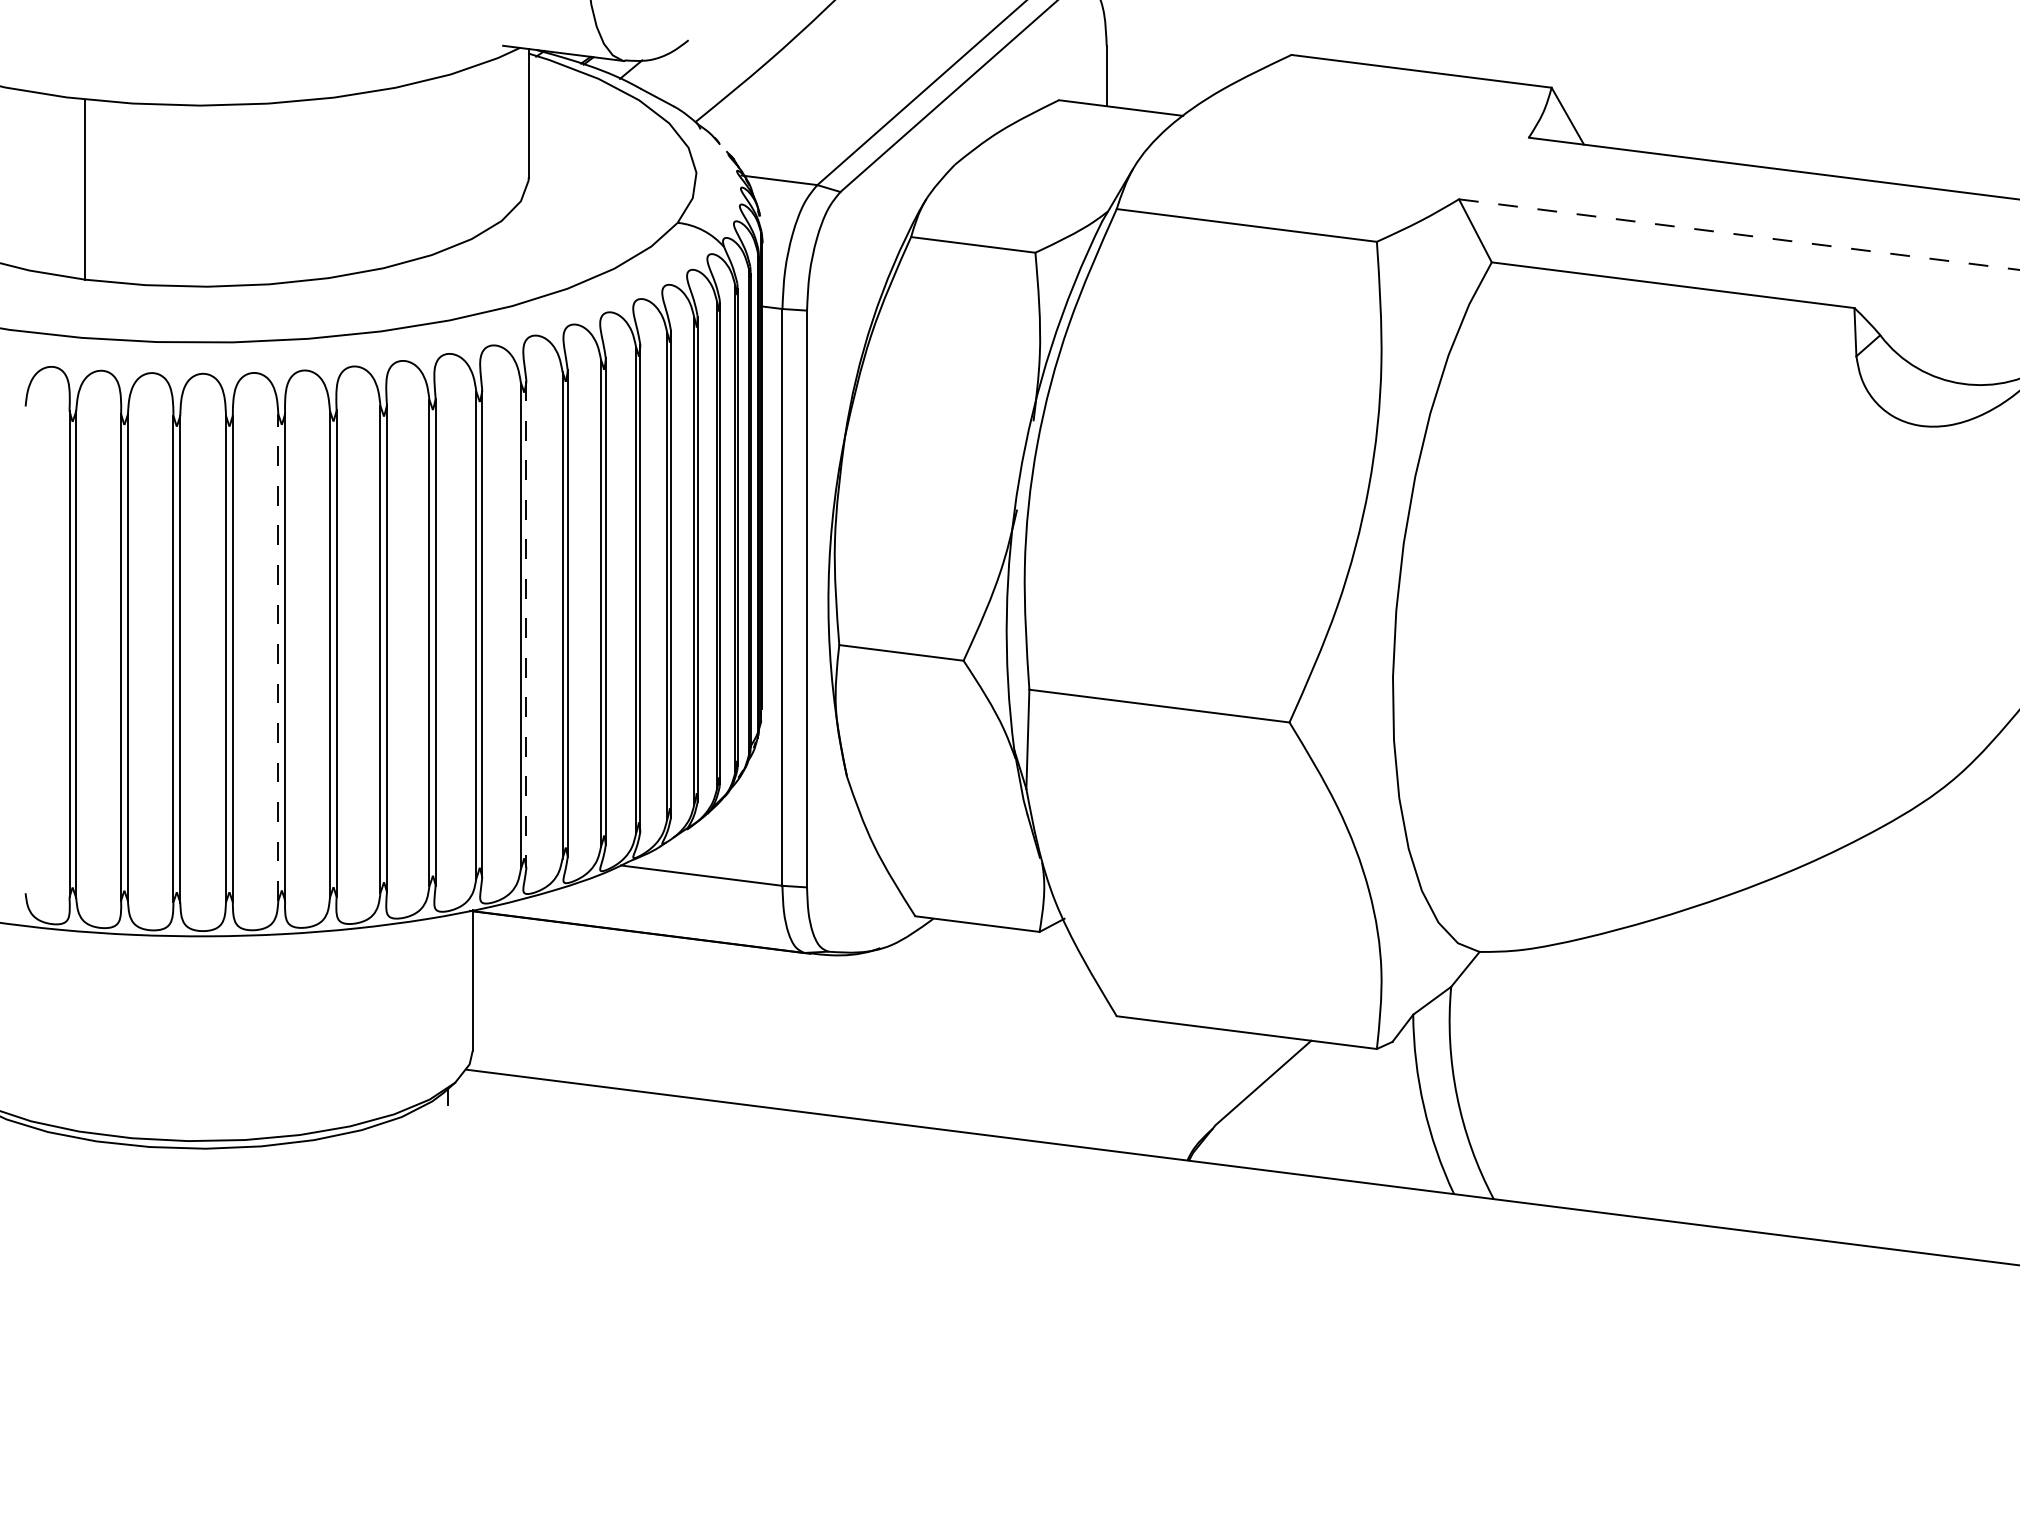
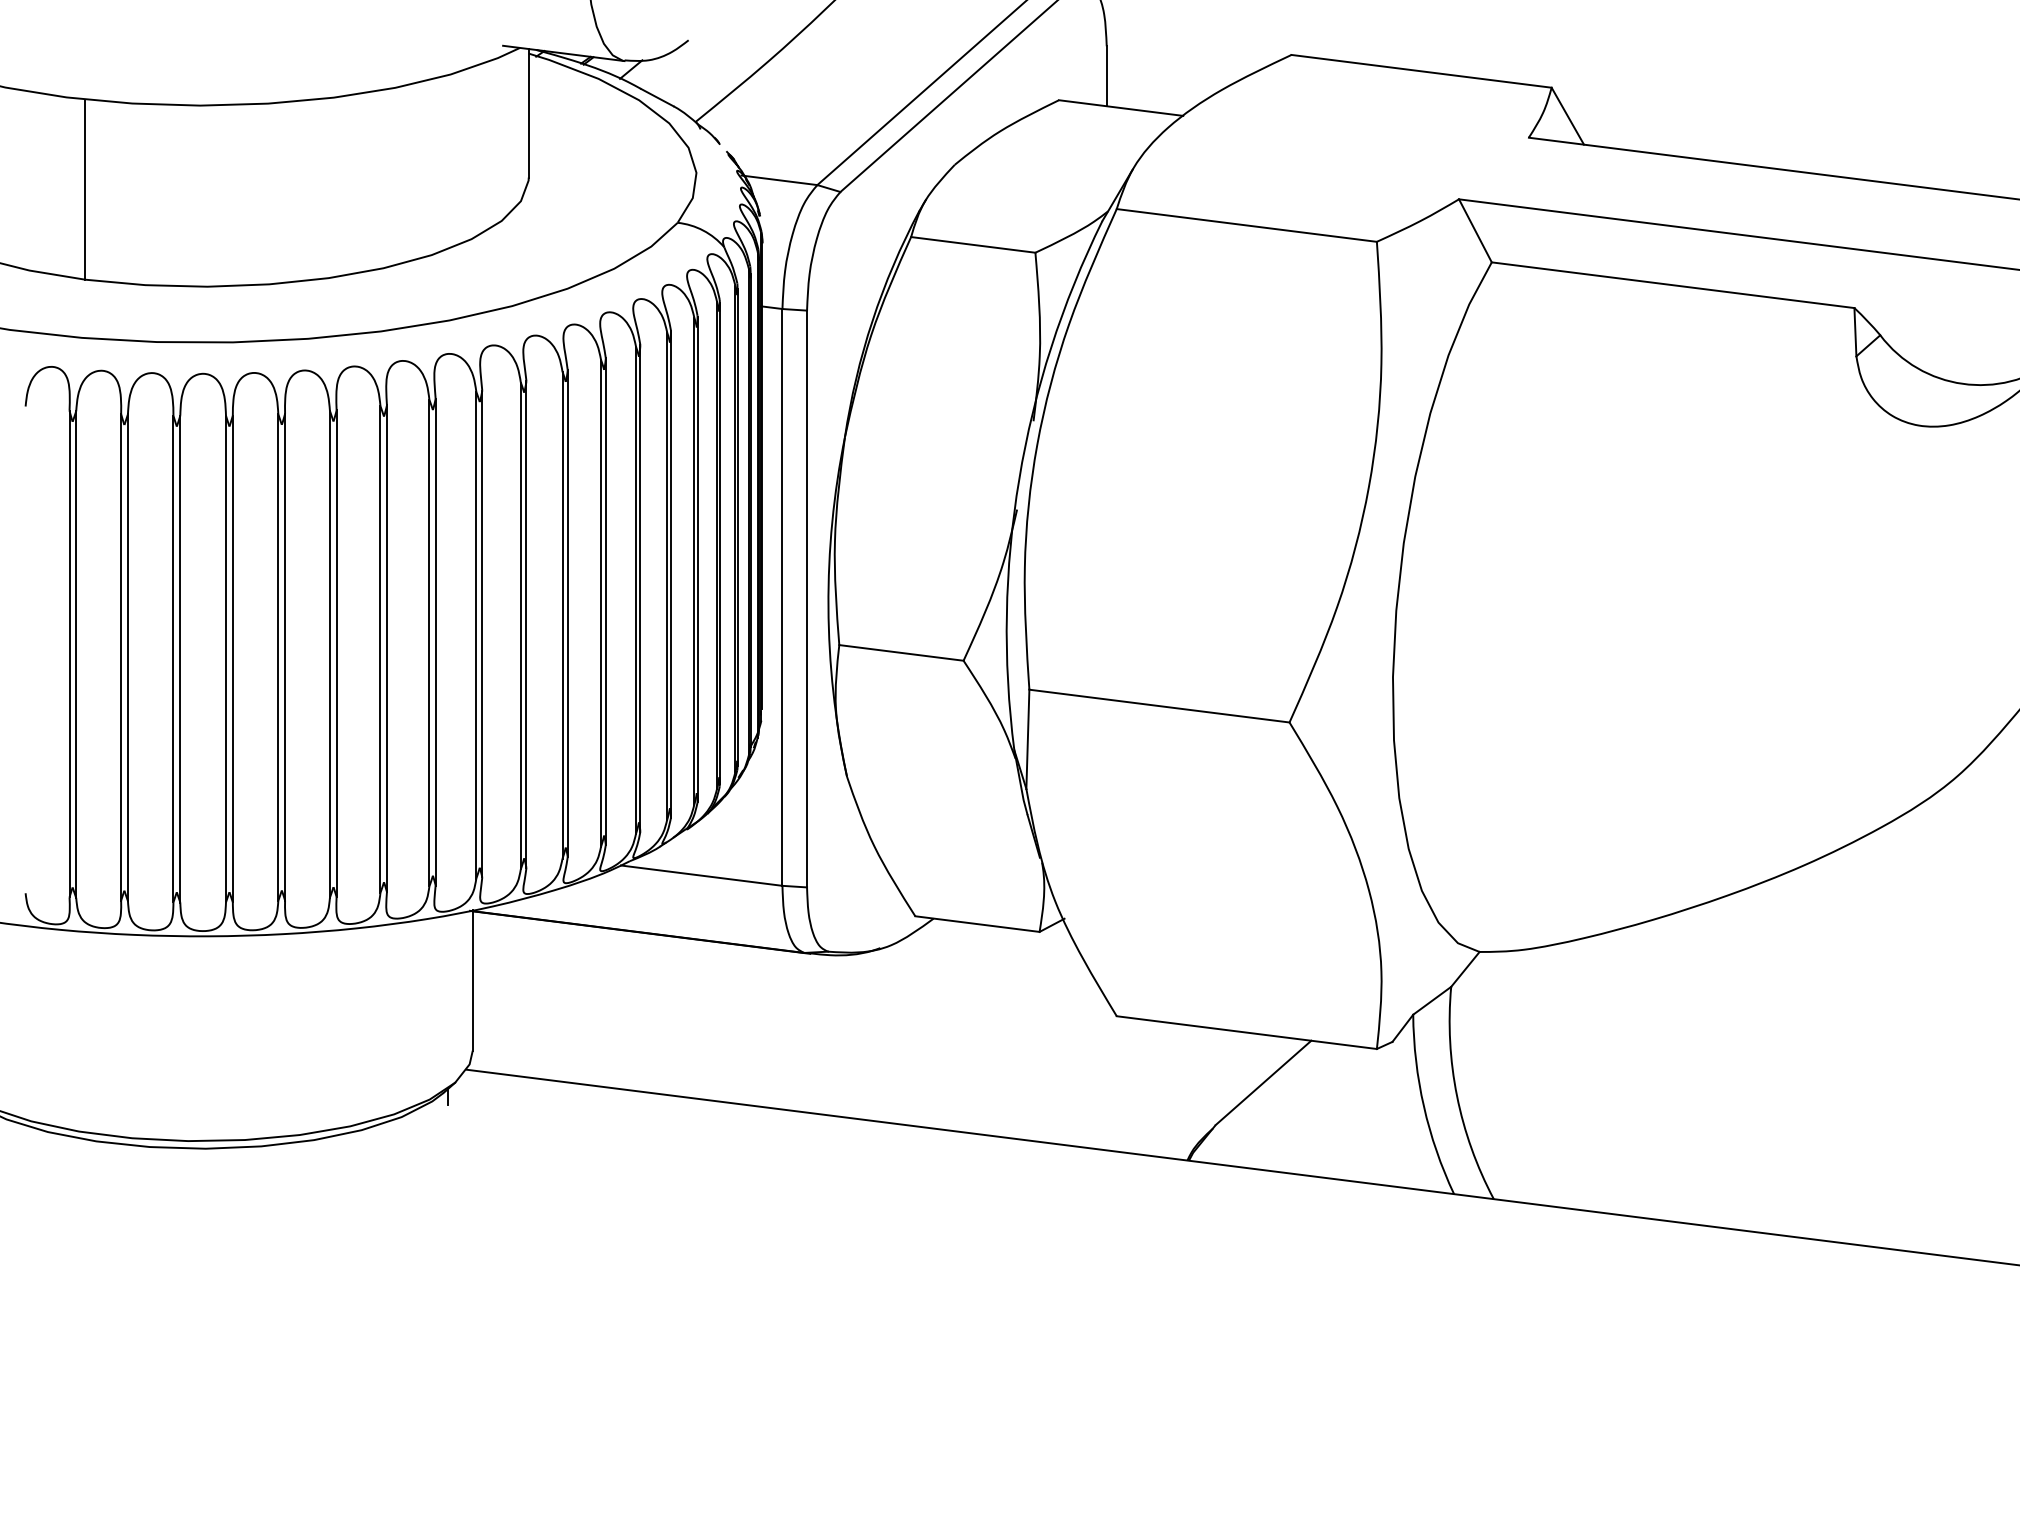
line: dashed -> solid (1739, 234)
line: dashed -> solid (526, 625)
line: dashed -> solid (278, 657)
